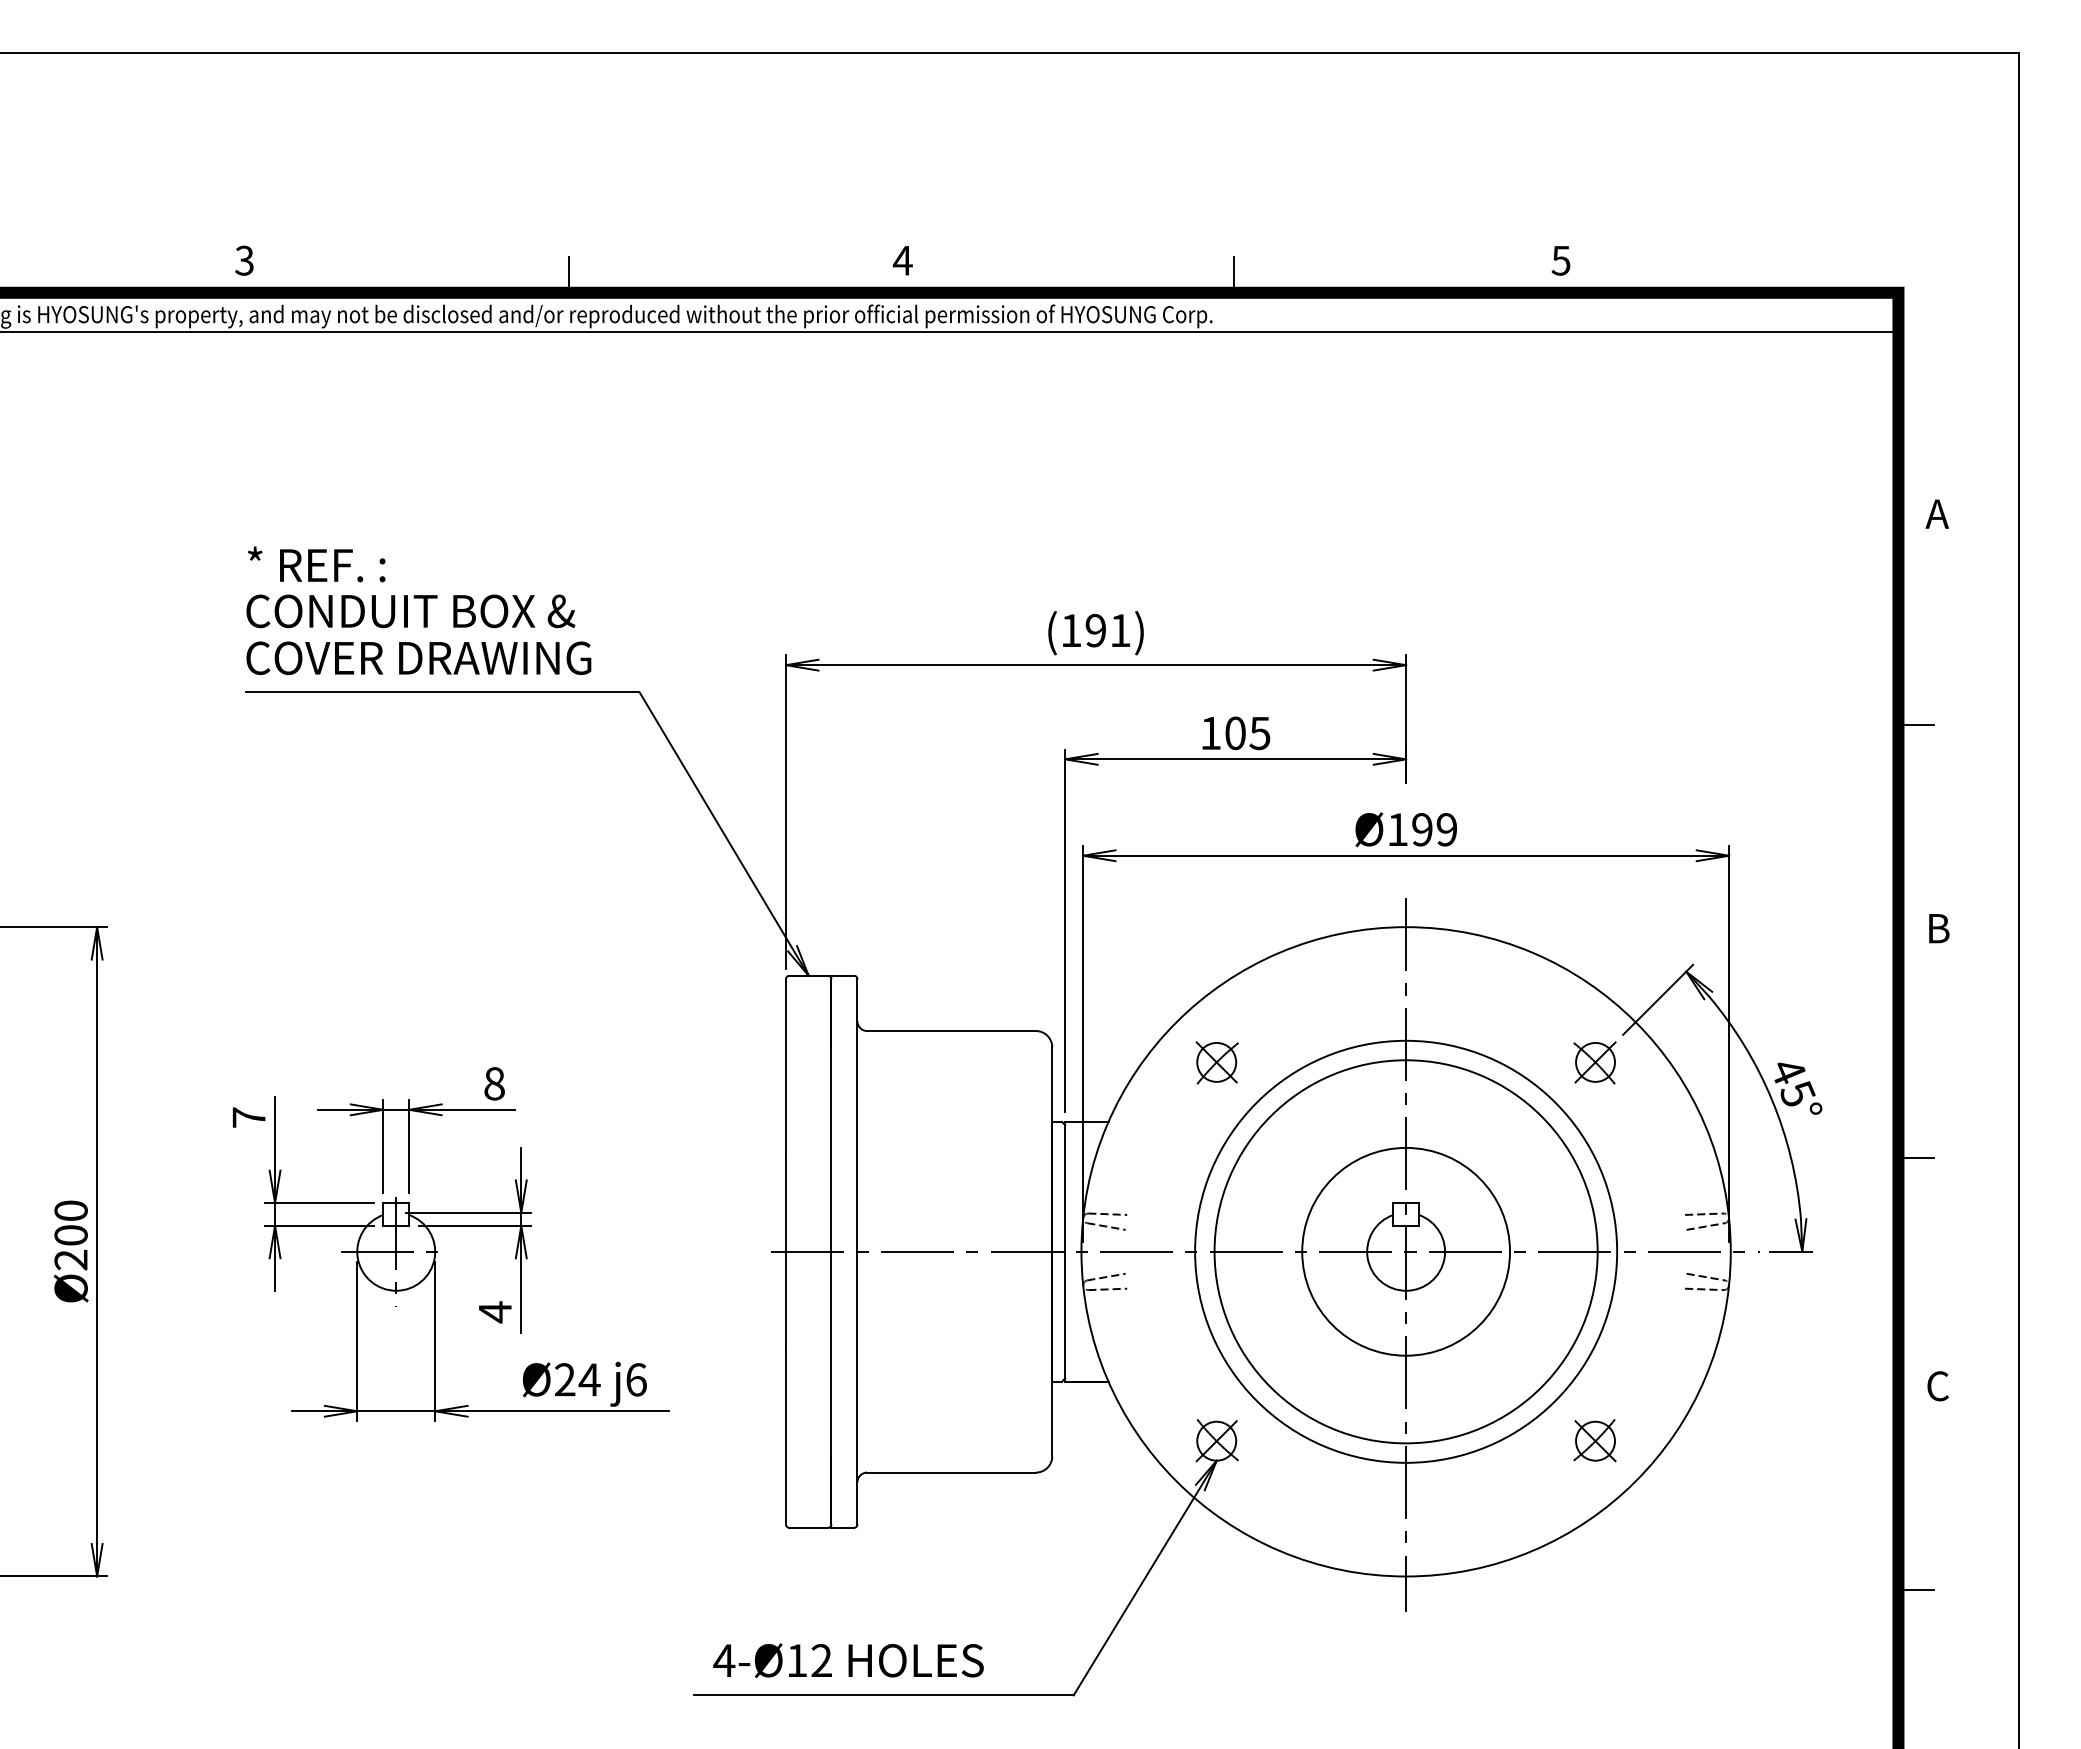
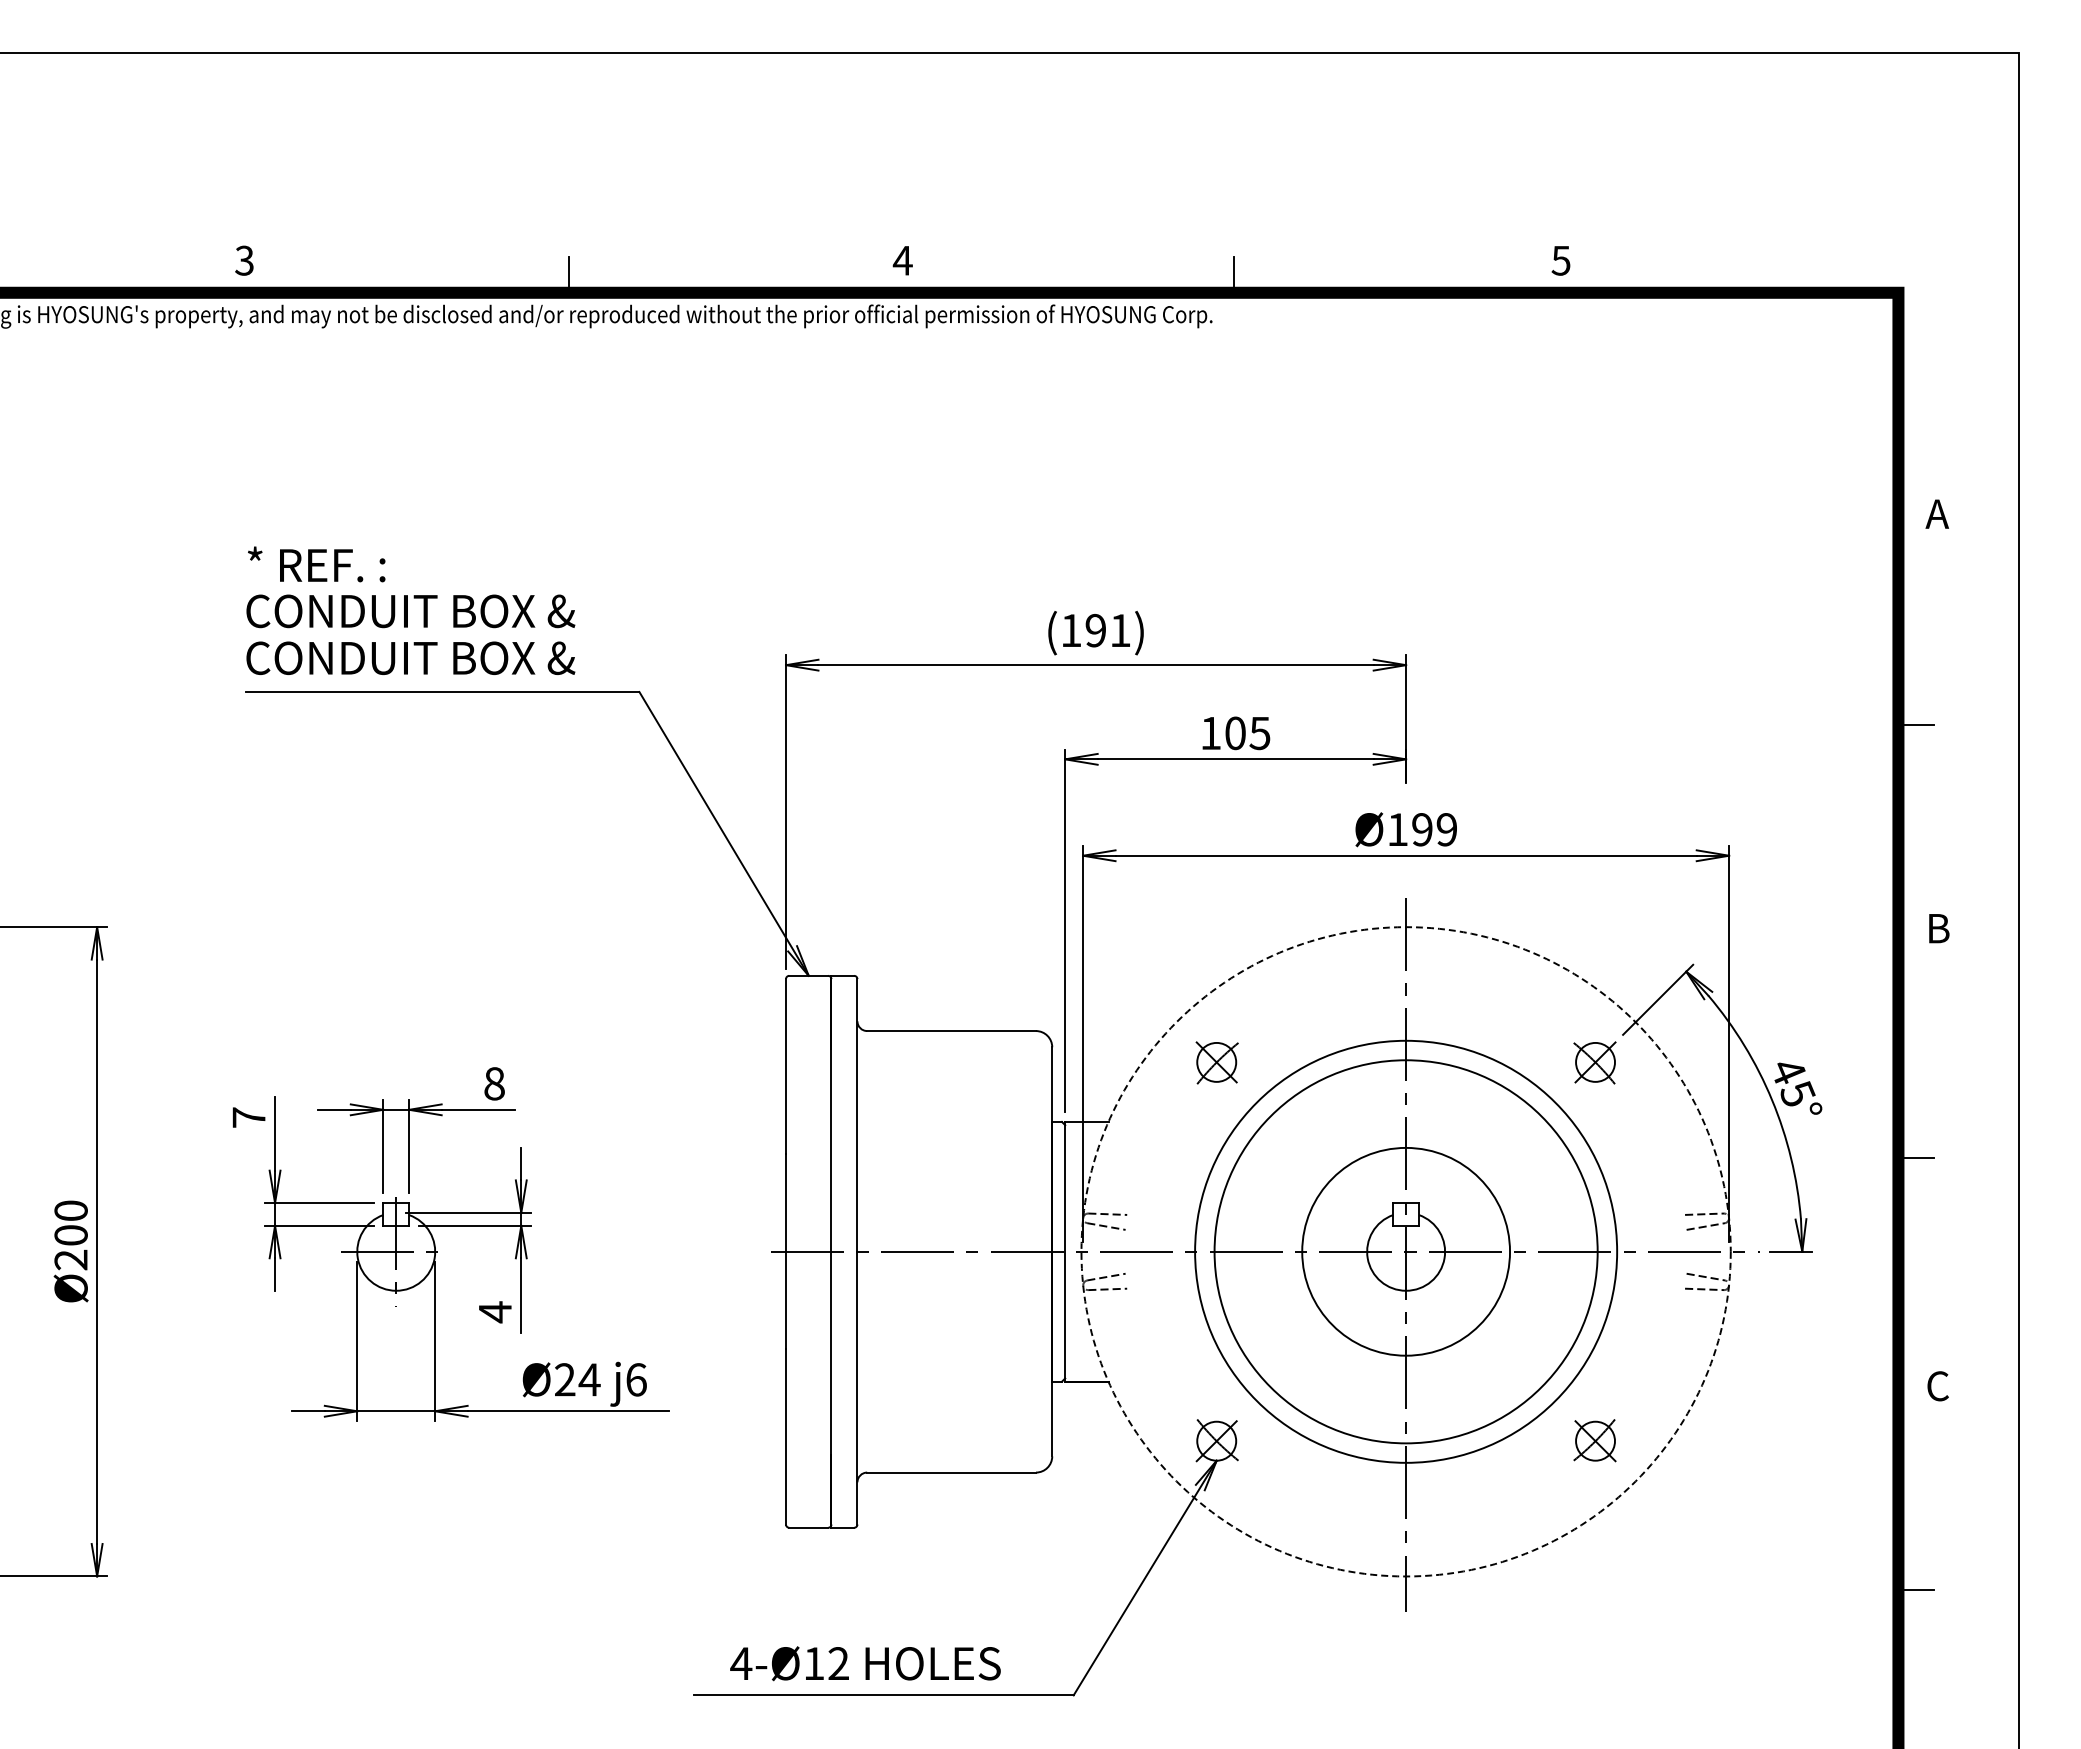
line: present -> none (950, 332)
text: COVER DRAWING -> CONDUIT BOX & (448, 658)
circle: solid -> dashed (1405, 1251)
text position: (848, 1660) -> (865, 1663) (865, 1663)
